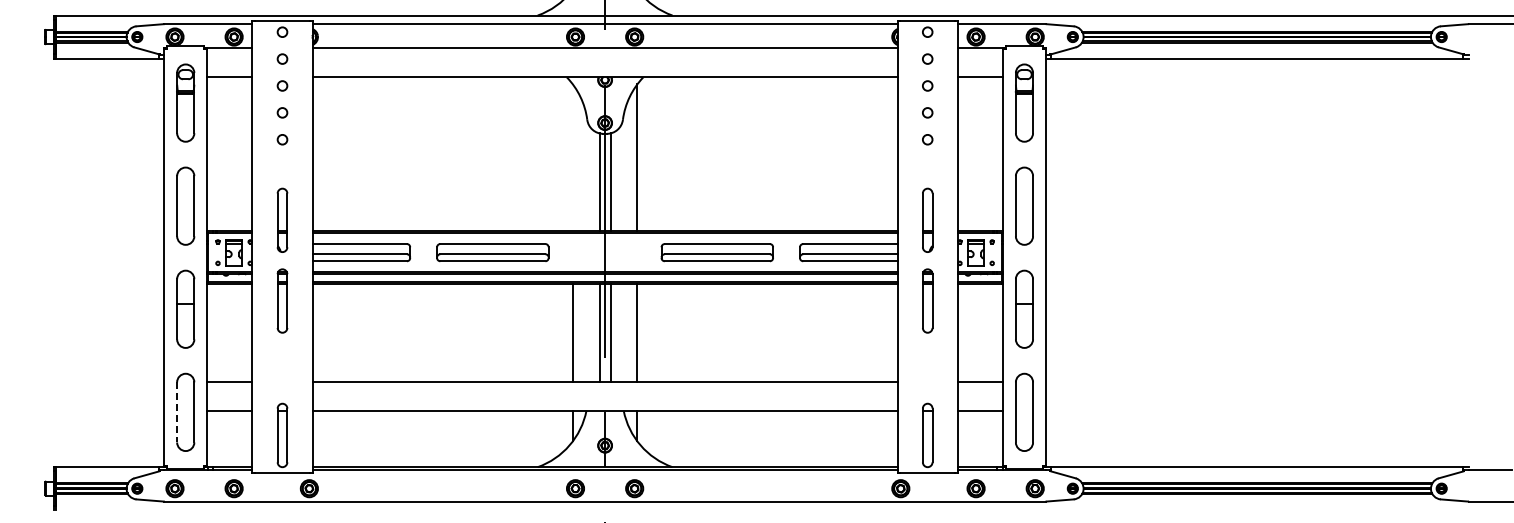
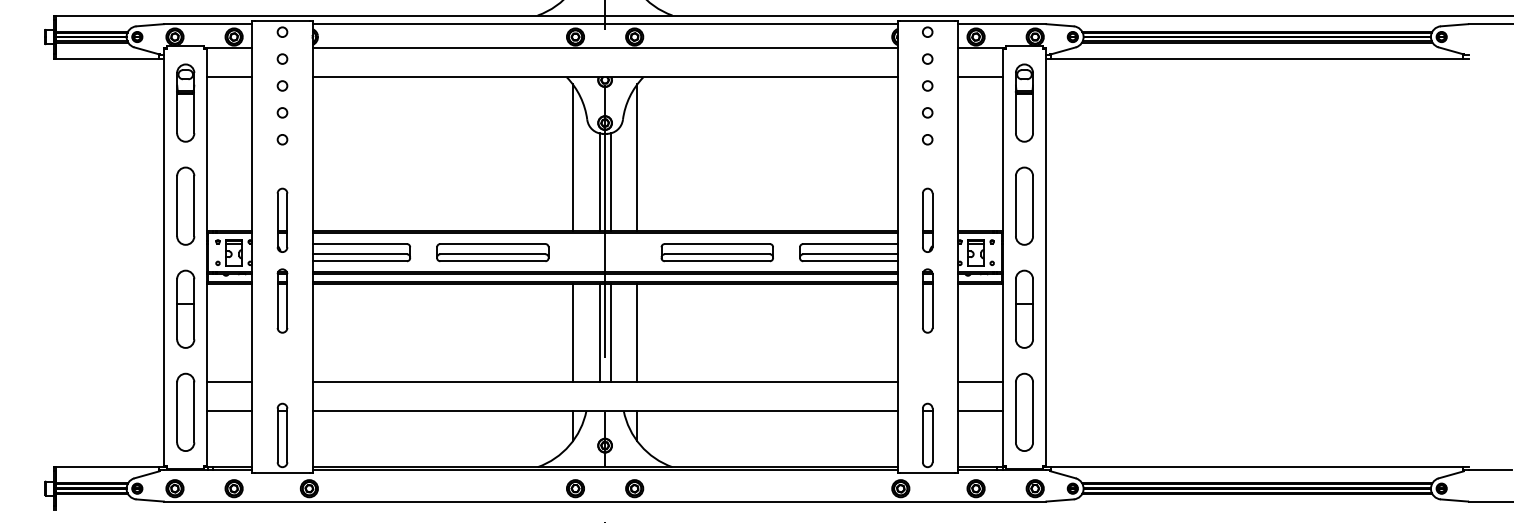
line: none -> present (572, 157)
line: dashed -> solid (177, 412)
